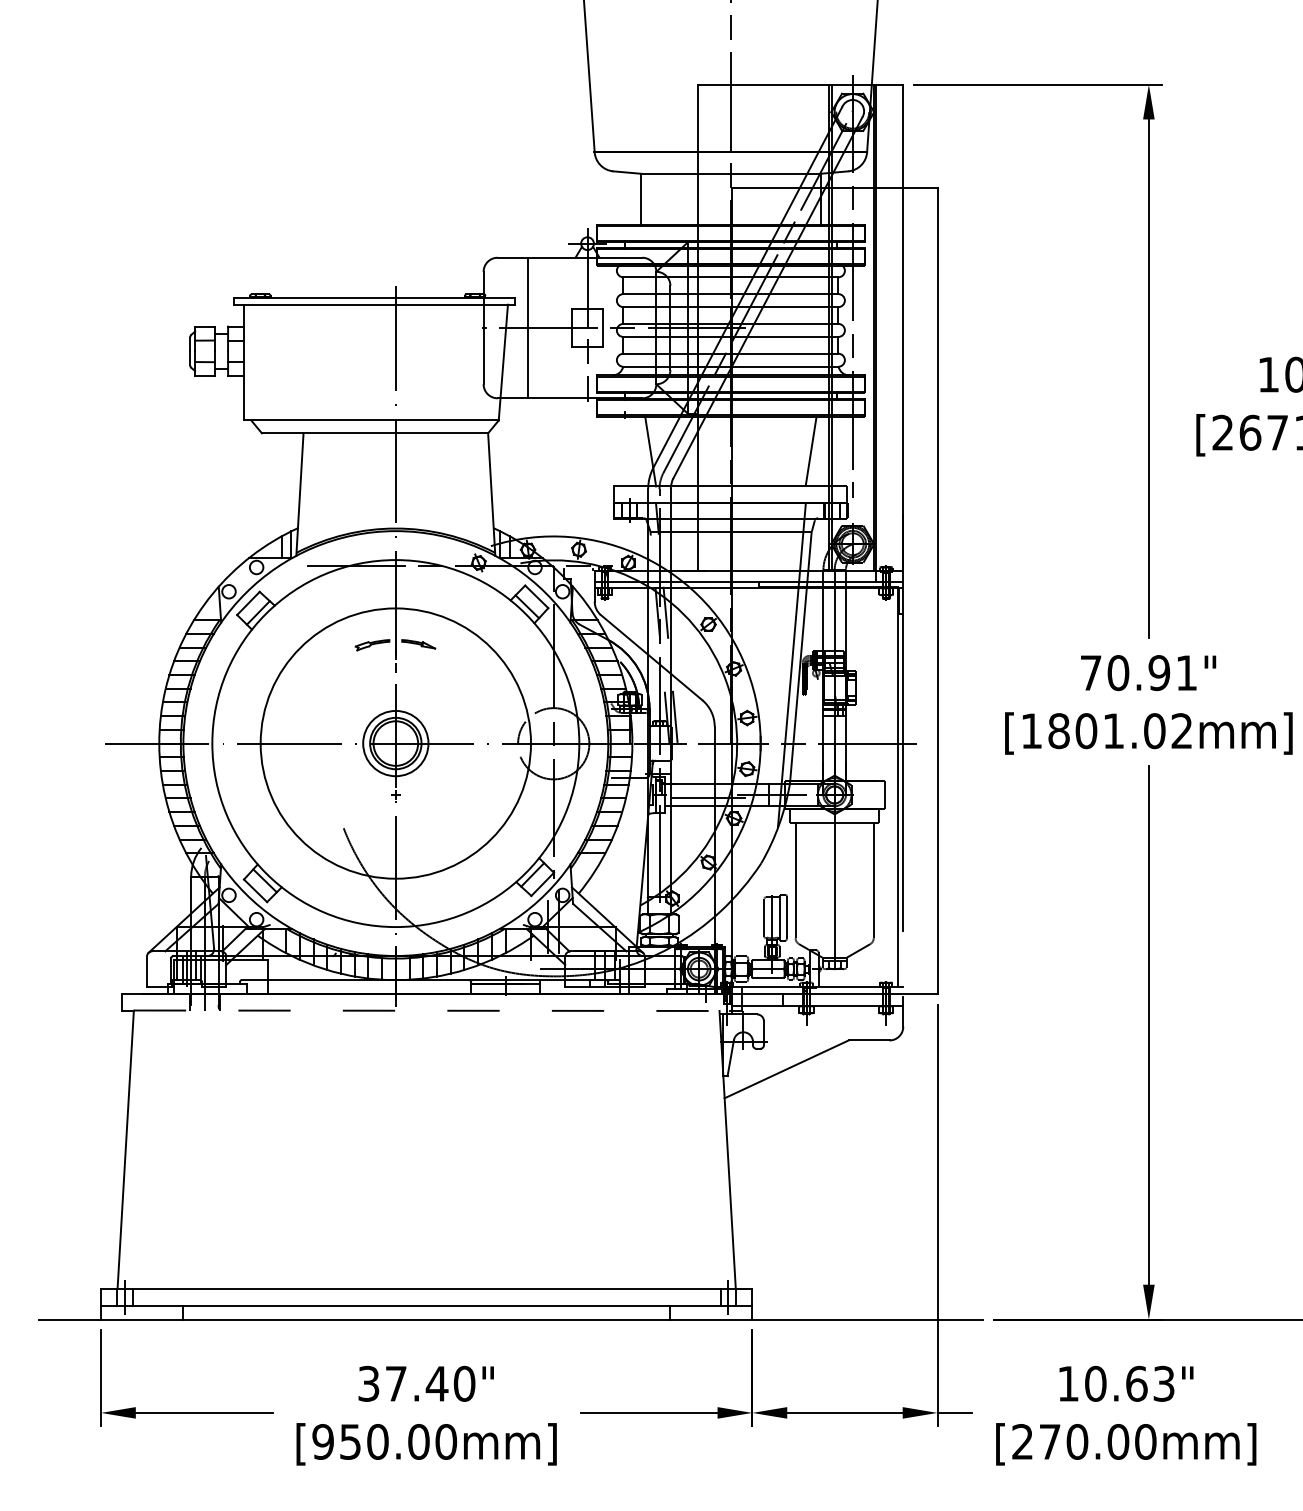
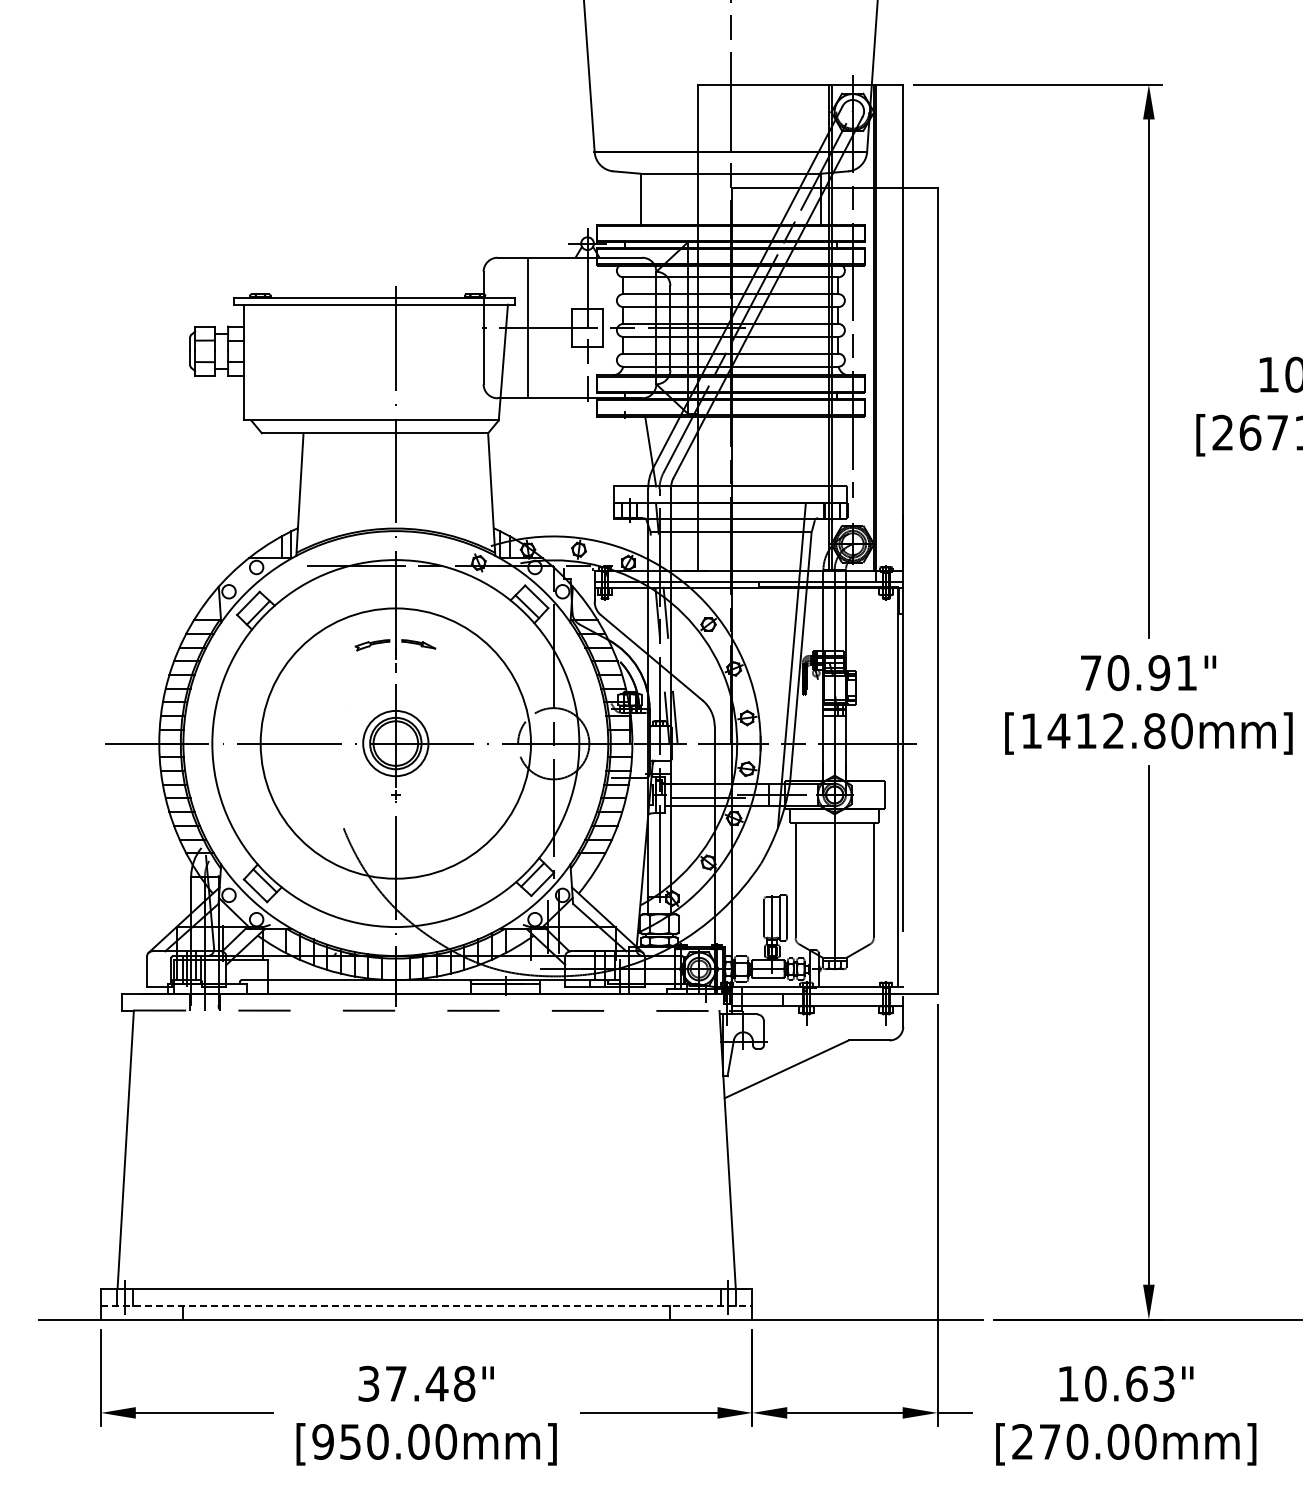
line: present -> none (810, 451)
text: [1801.02mm] -> [1412.80mm] (1119, 731)
line: solid -> dashed (426, 1305)
text: 37.40" -> 37.48" (464, 1383)
